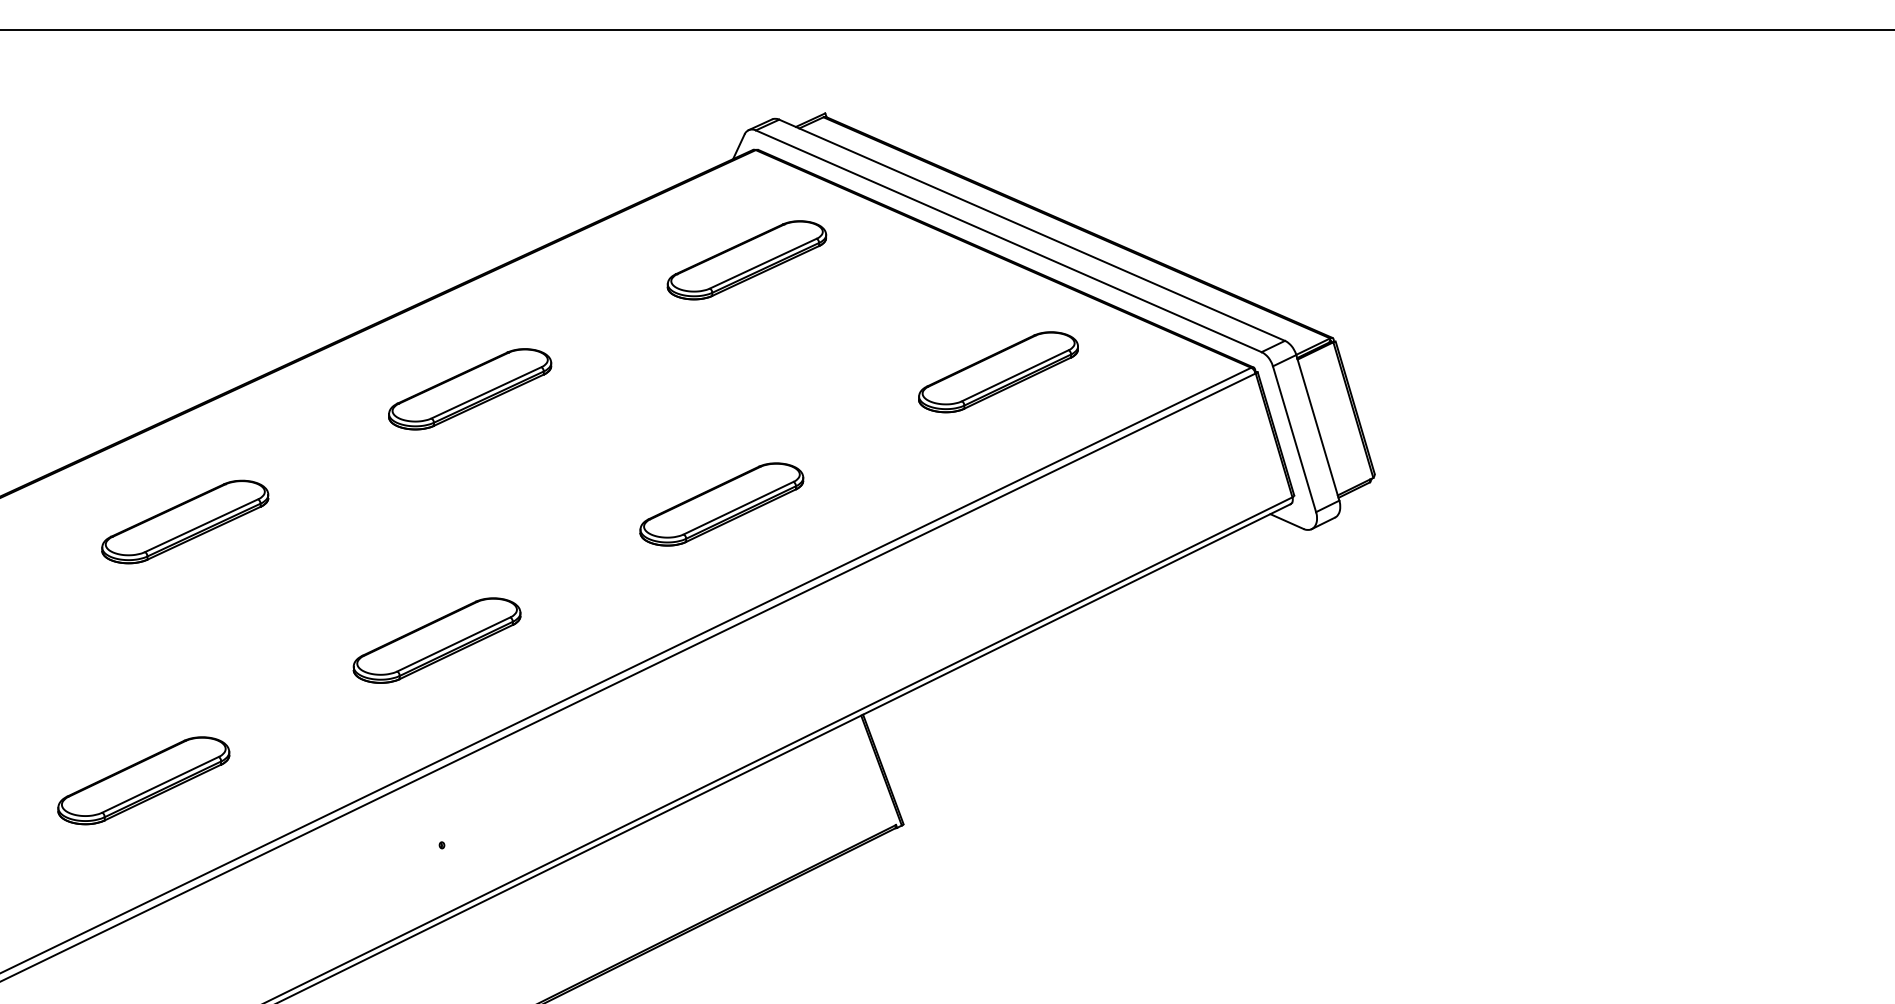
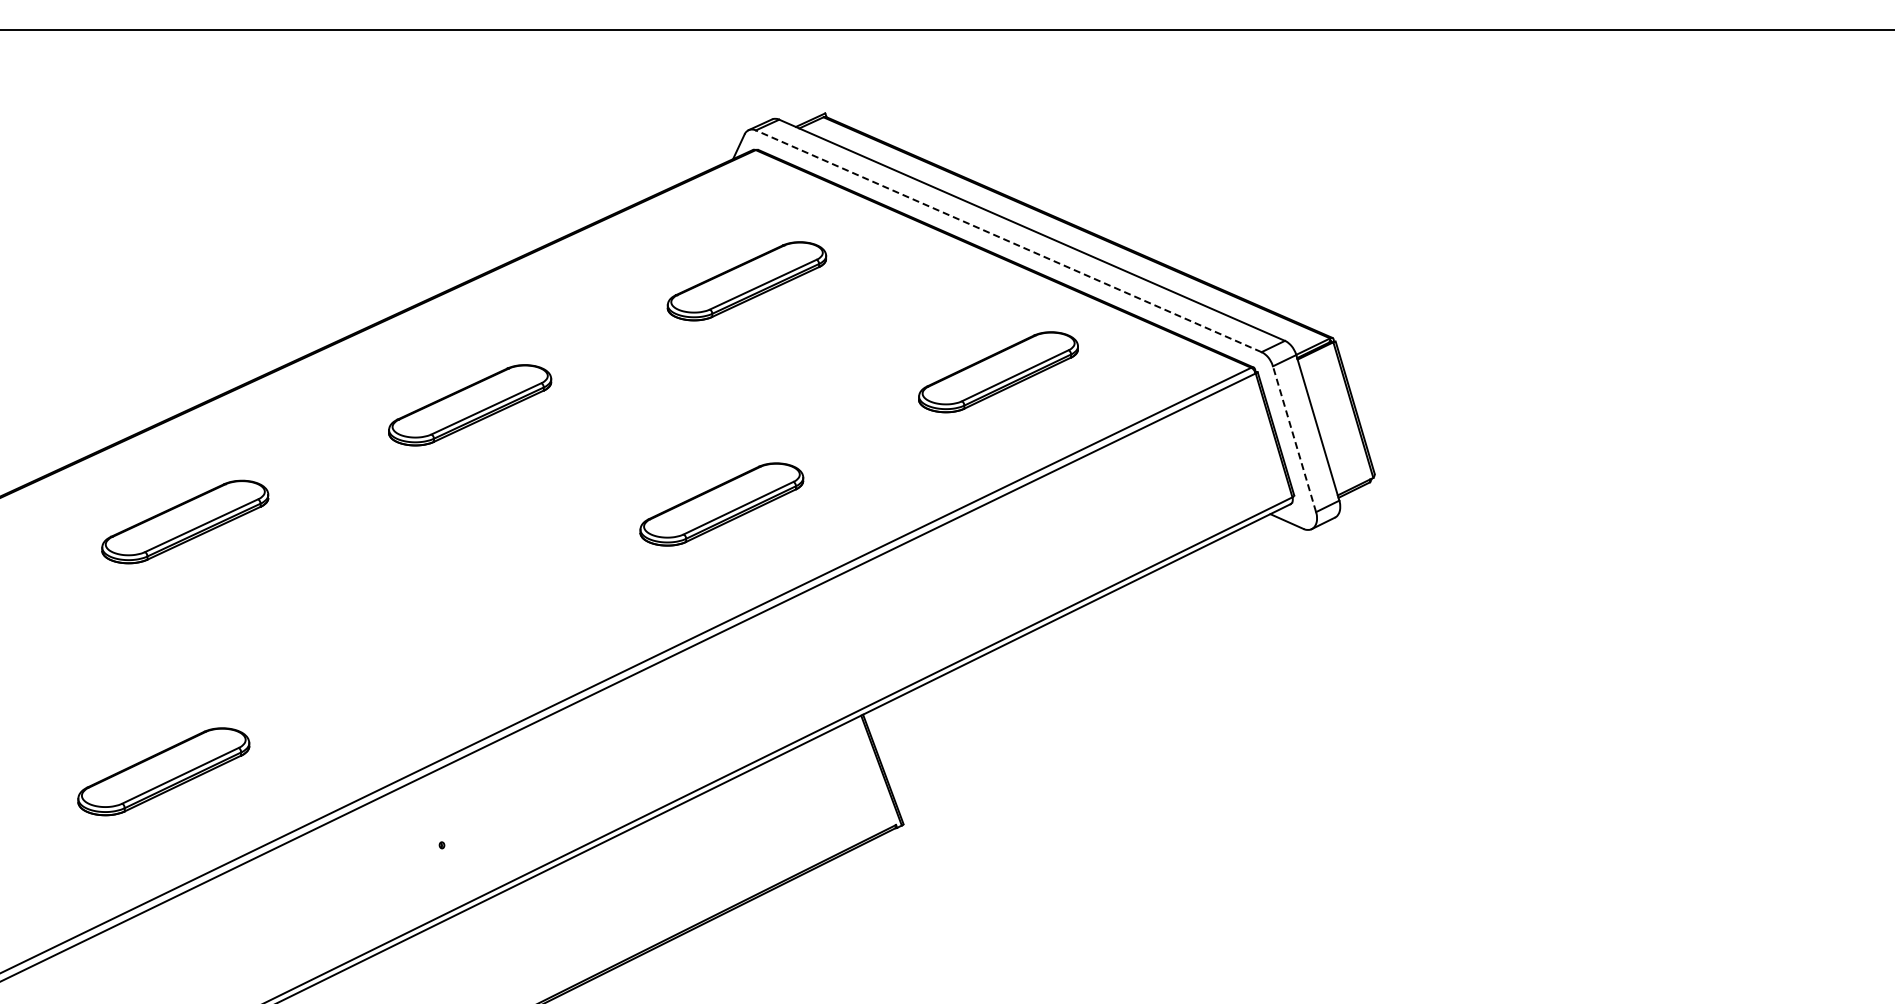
line: solid -> dashed (1008, 241)
part position: (746, 260) -> (746, 281) (746, 281)
part position: (470, 389) -> (470, 405) (470, 405)
line: solid -> dashed (1294, 438)
part: present -> none (436, 640)
part position: (143, 780) -> (163, 771) (163, 771)
